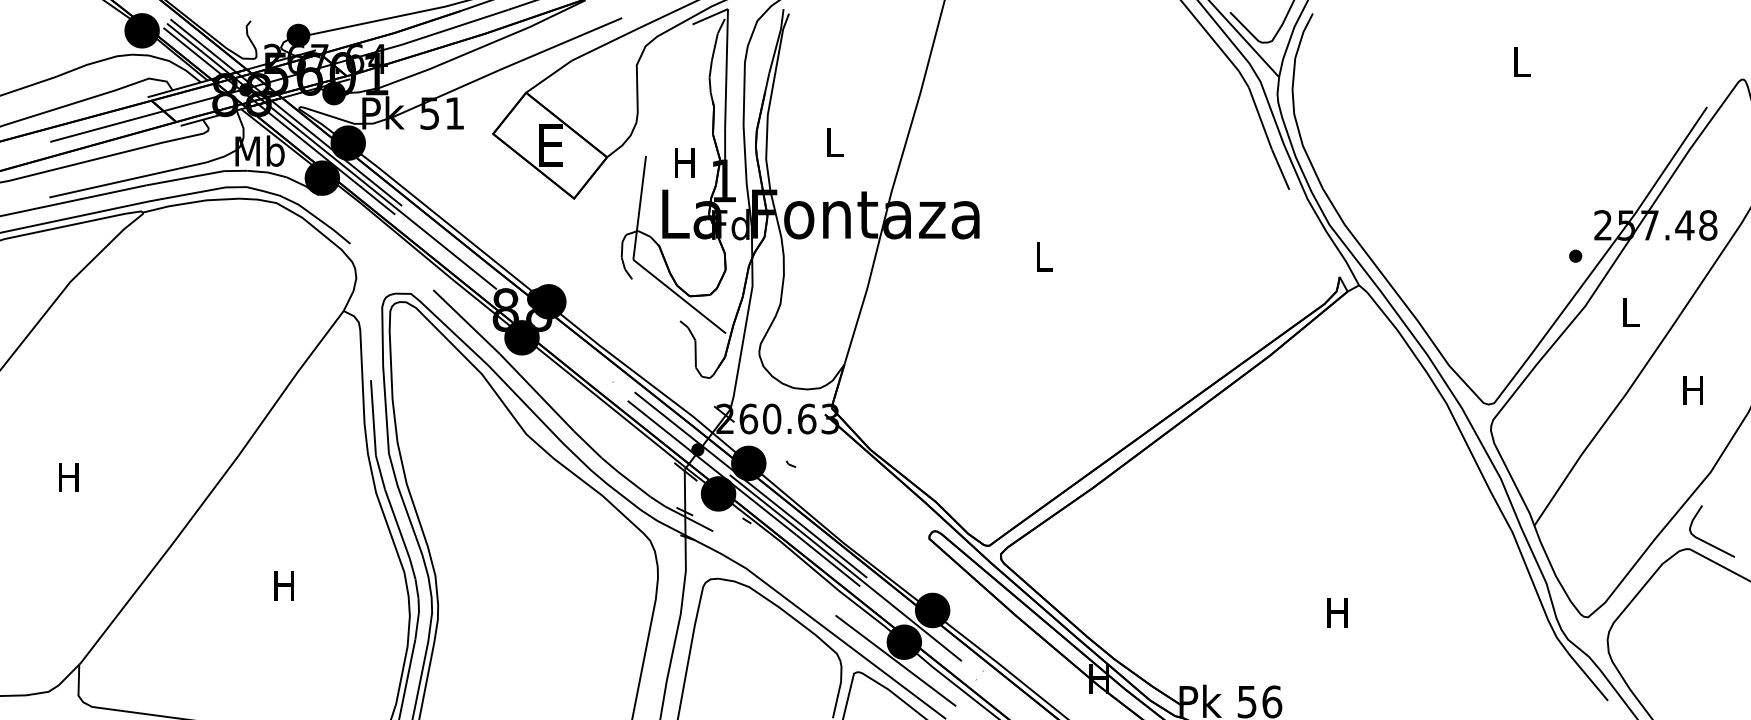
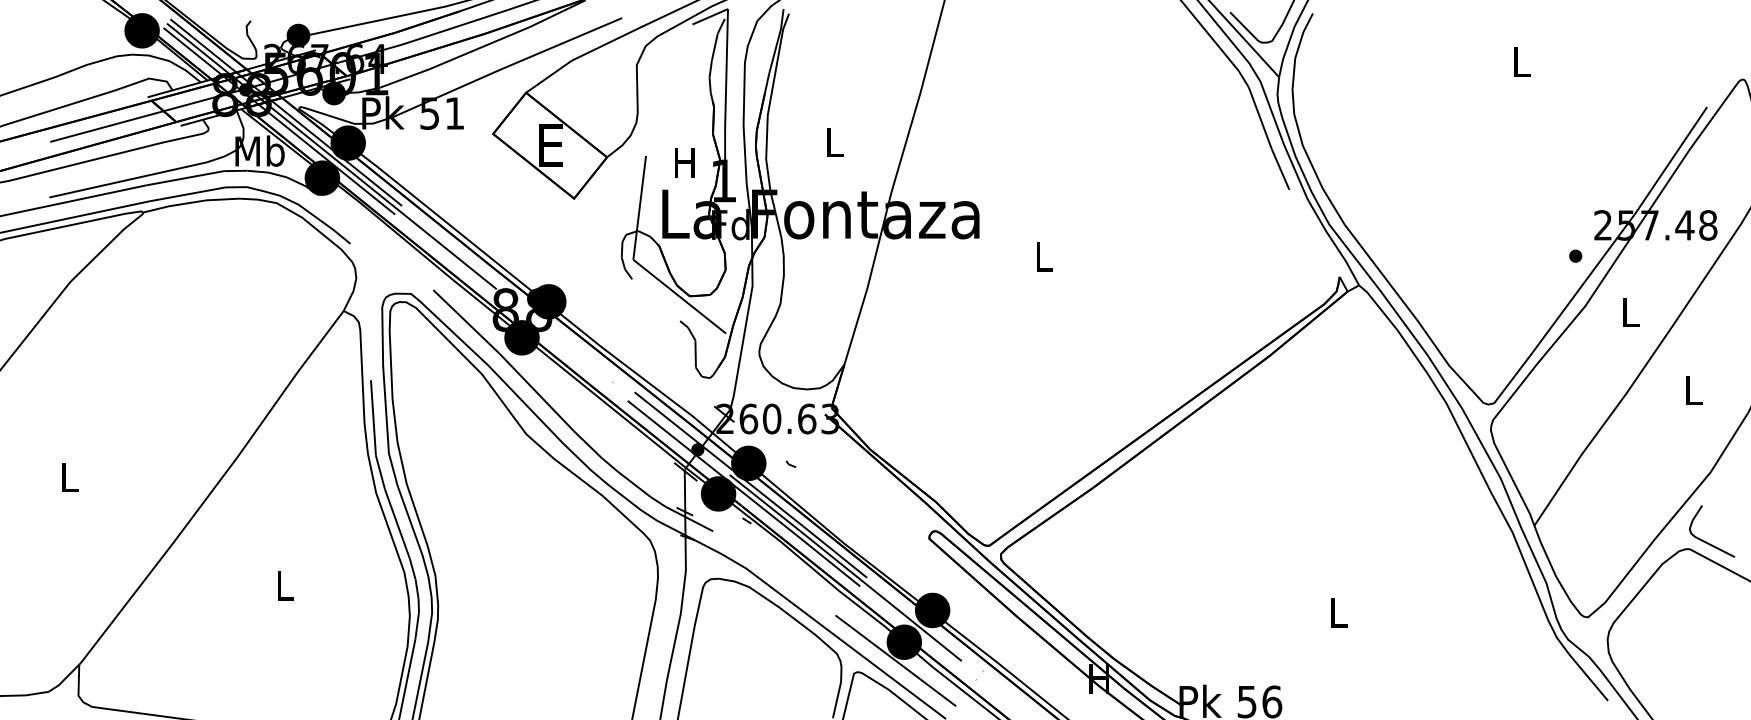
text: H -> L (1692, 390)
text: H -> L (68, 477)
text: H -> L (283, 585)
text: H -> L (1337, 612)
